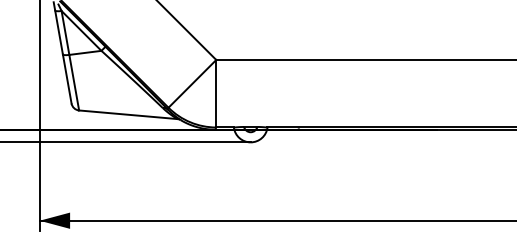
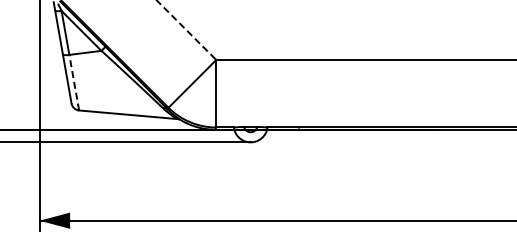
line: solid -> dashed (186, 30)
line: solid -> dashed (74, 82)
